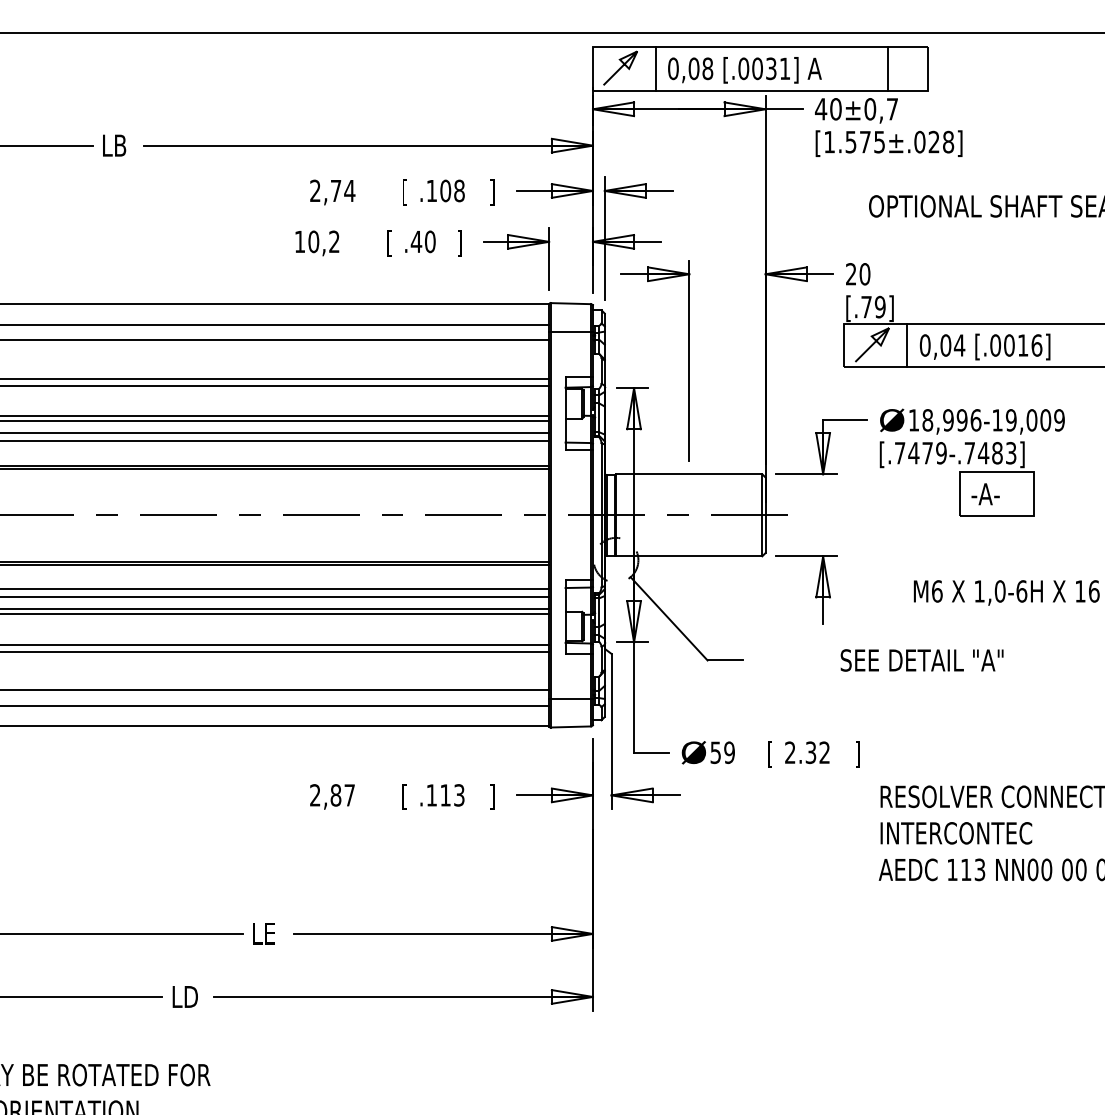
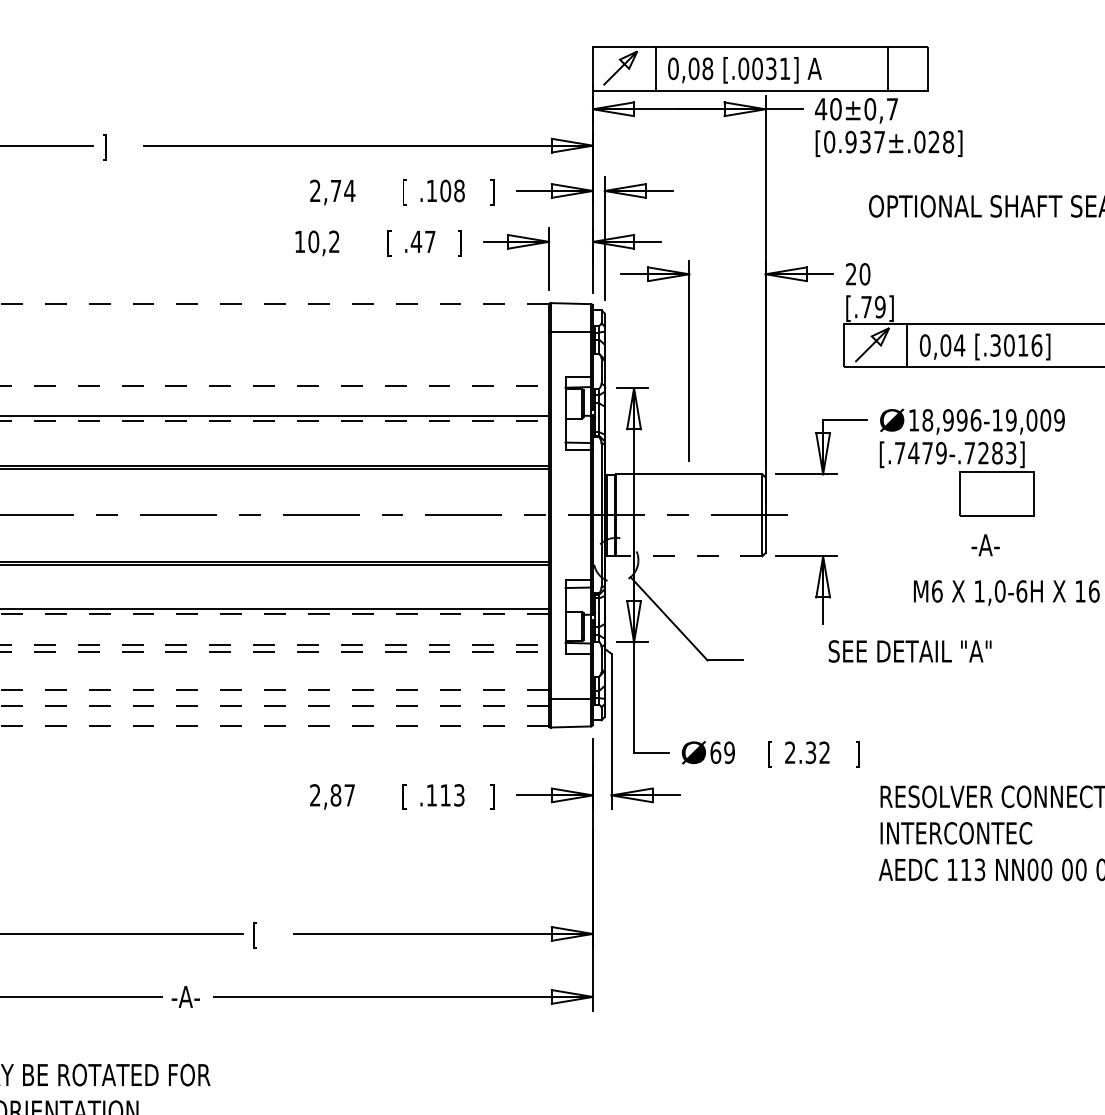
line: present -> none (551, 33)
text: [1.575±.028] -> [0.937±.028] (854, 141)
text: LB -> ] (114, 147)
text: .40 -> .47 (430, 241)
line: solid -> dashed (274, 304)
line: present -> none (275, 324)
line: present -> none (275, 340)
text: [.0016] -> [.3016] (995, 345)
line: present -> none (275, 378)
line: solid -> dashed (275, 385)
line: solid -> dashed (275, 421)
line: present -> none (275, 433)
line: present -> none (275, 441)
text: [.7479-.7483] -> [.7479-.7283] (983, 453)
text position: (985, 494) -> (985, 545) (985, 545)
line: solid -> dashed (688, 556)
line: present -> none (275, 589)
line: present -> none (275, 597)
line: solid -> dashed (274, 614)
line: solid -> dashed (275, 644)
line: solid -> dashed (275, 651)
text position: (921, 660) -> (909, 651) (909, 651)
line: solid -> dashed (274, 690)
line: solid -> dashed (274, 705)
line: solid -> dashed (274, 726)
text: 59 -> 69 (715, 752)
text: LE -> [ (263, 935)
text: LD -> -A- (185, 996)
